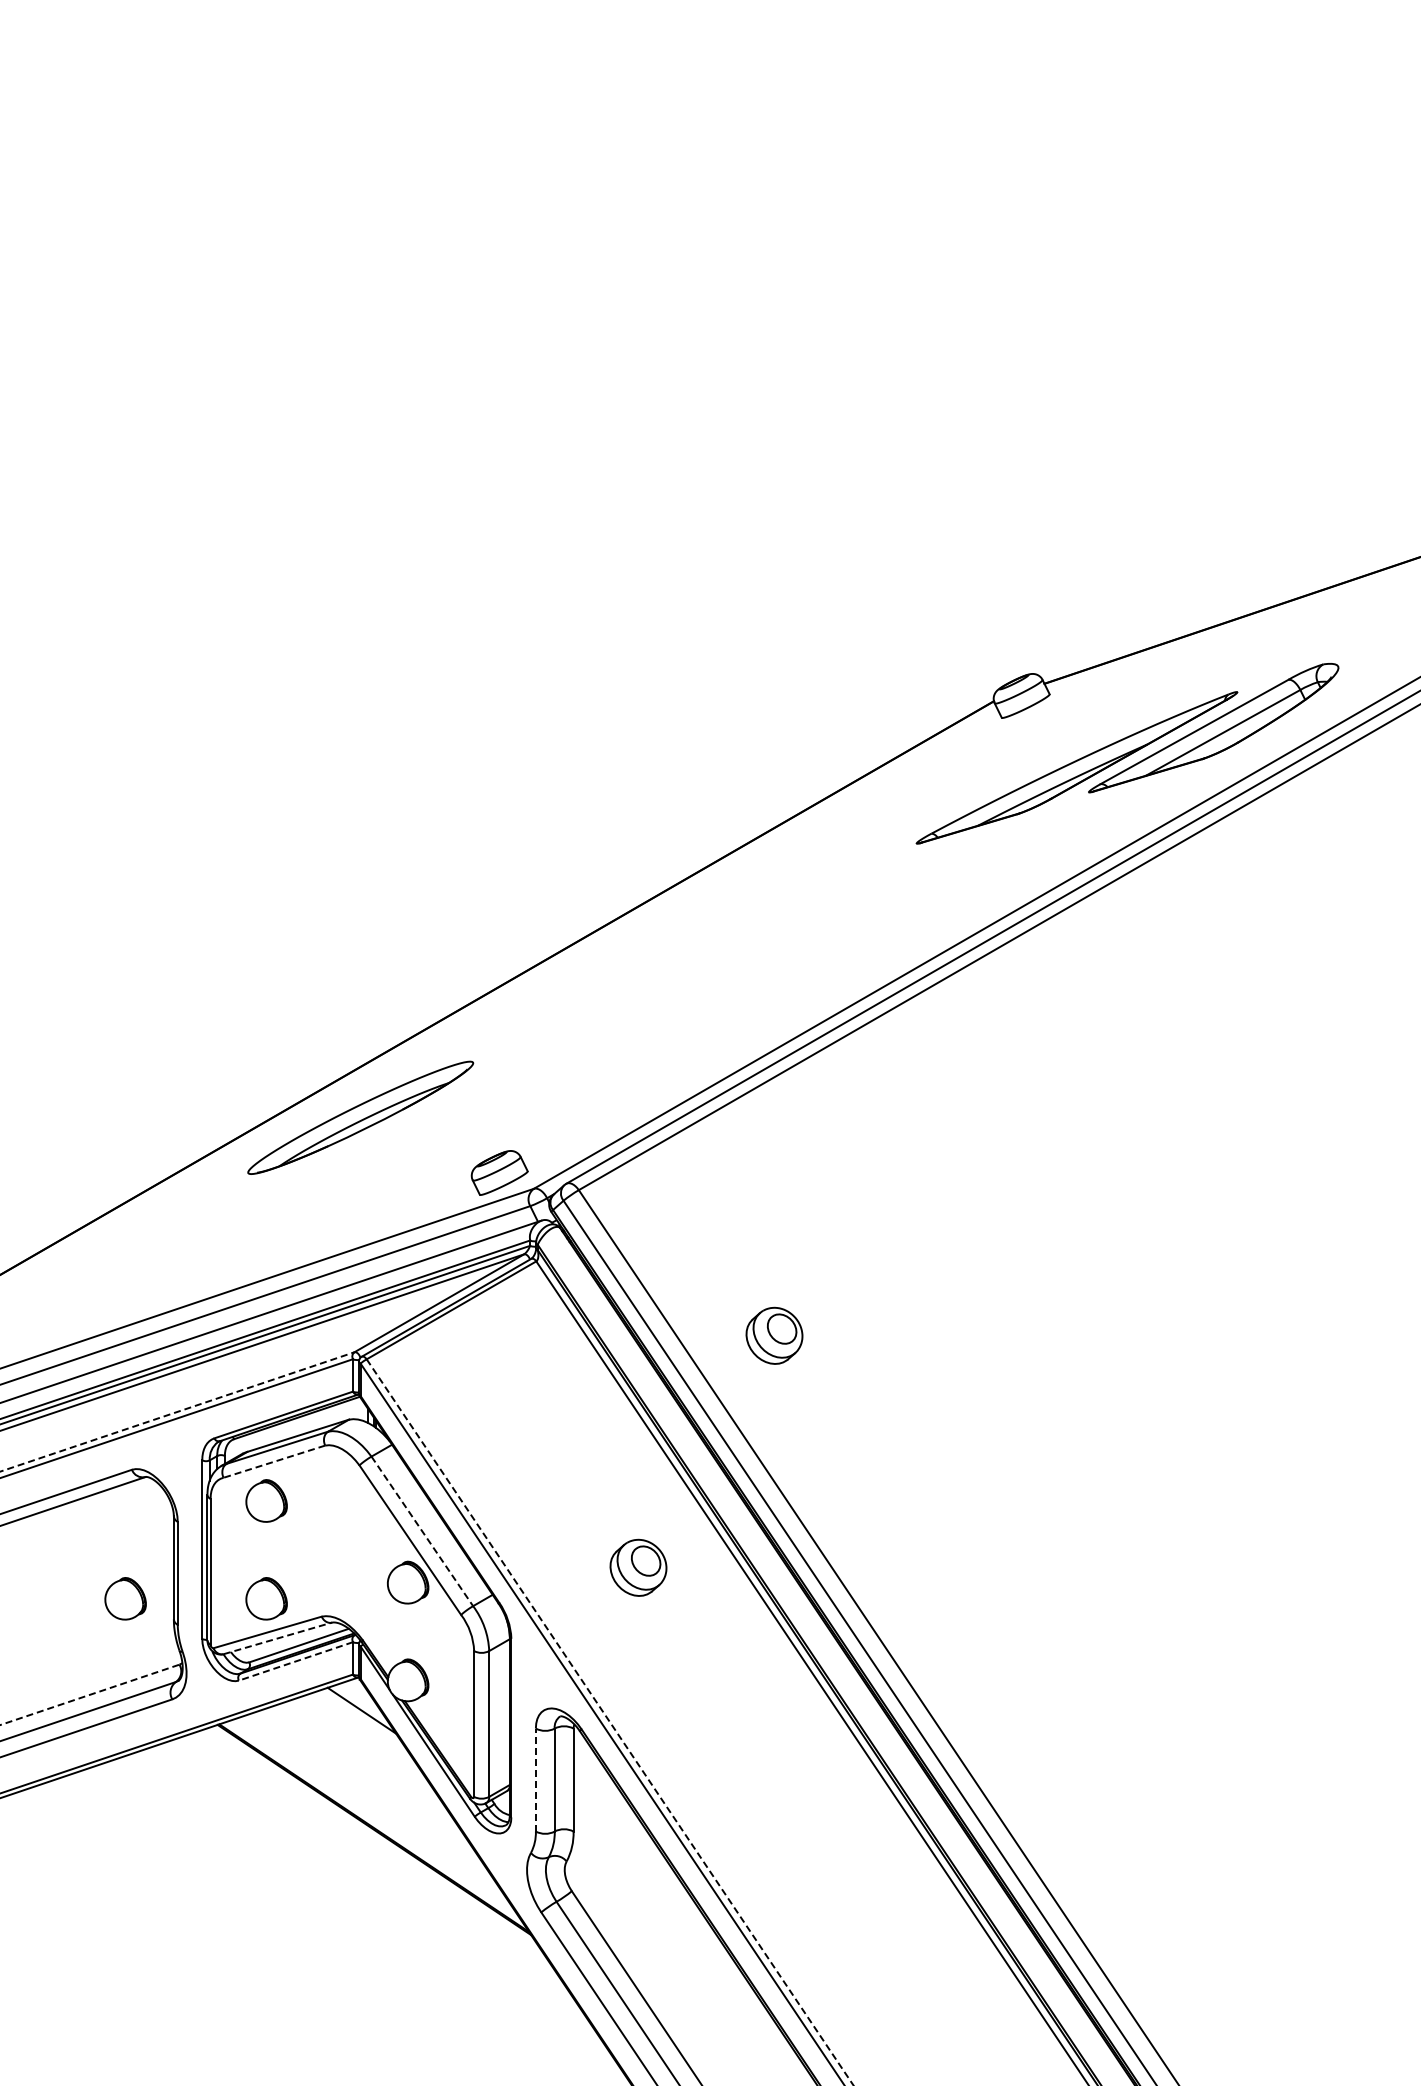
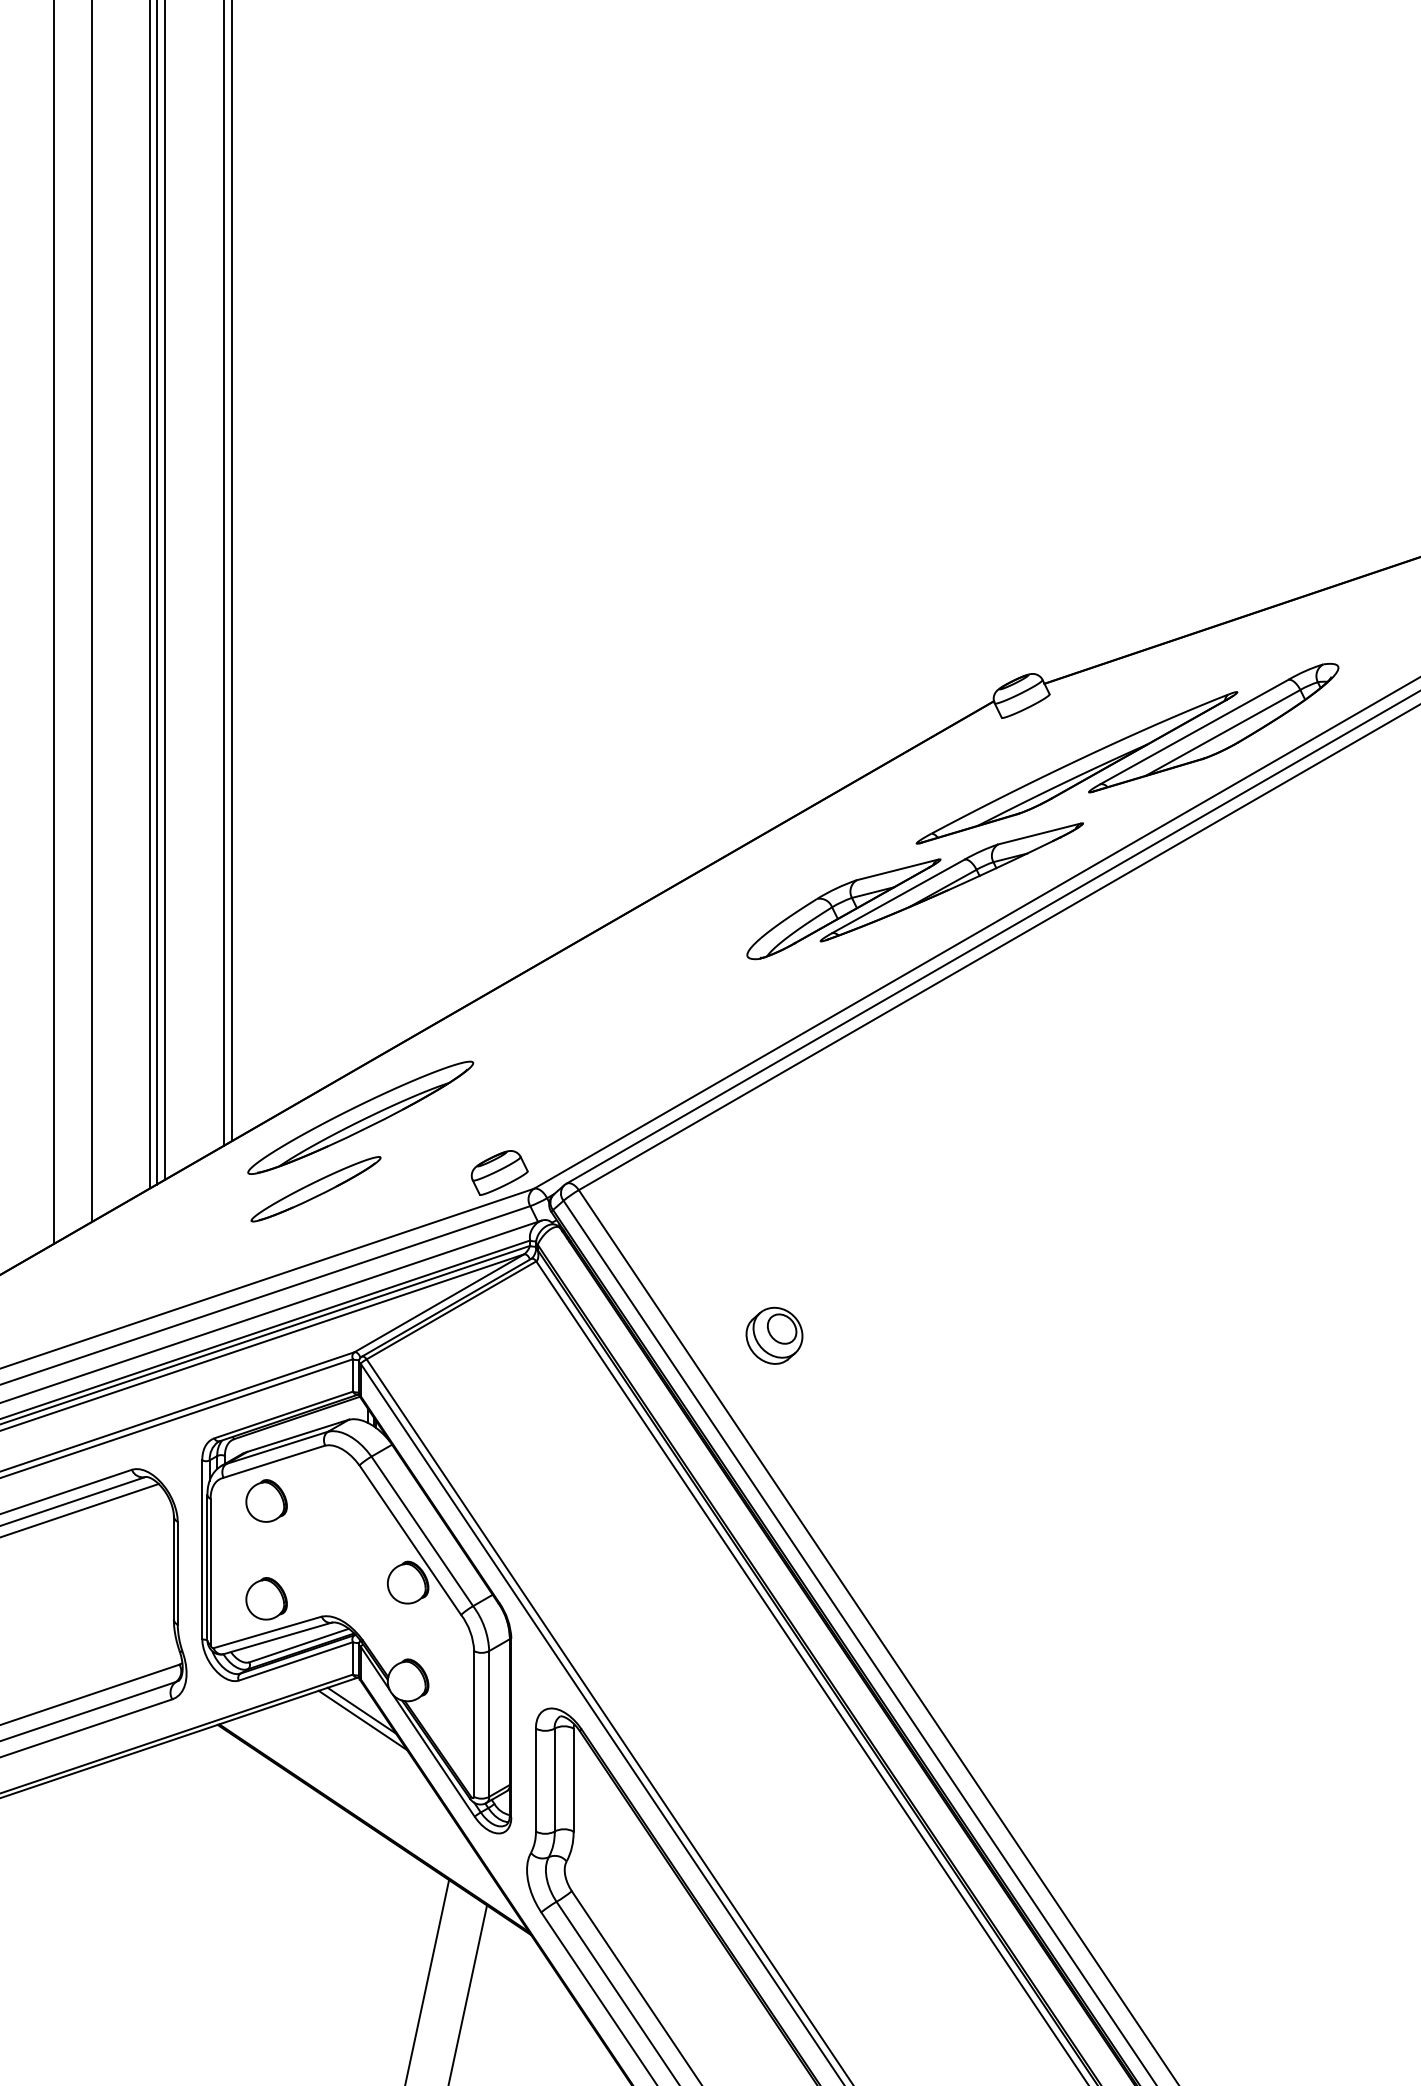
line: none -> present (231, 571)
line: none -> present (223, 573)
line: none -> present (165, 590)
line: none -> present (156, 593)
line: none -> present (150, 595)
line: none -> present (91, 612)
line: none -> present (54, 622)
part: none -> present (914, 891)
part: none -> present (315, 1189)
line: dashed -> solid (177, 1411)
line: dashed -> solid (273, 1461)
line: none -> present (80, 1510)
line: dashed -> solid (422, 1531)
part: present -> none (638, 1567)
part: present -> none (125, 1598)
line: dashed -> solid (278, 1638)
line: dashed -> solid (295, 1661)
line: dashed -> solid (90, 1694)
line: none -> present (362, 1720)
line: dashed -> solid (610, 1723)
line: dashed -> solid (535, 1779)
line: none -> present (427, 1981)
line: none -> present (468, 1993)
